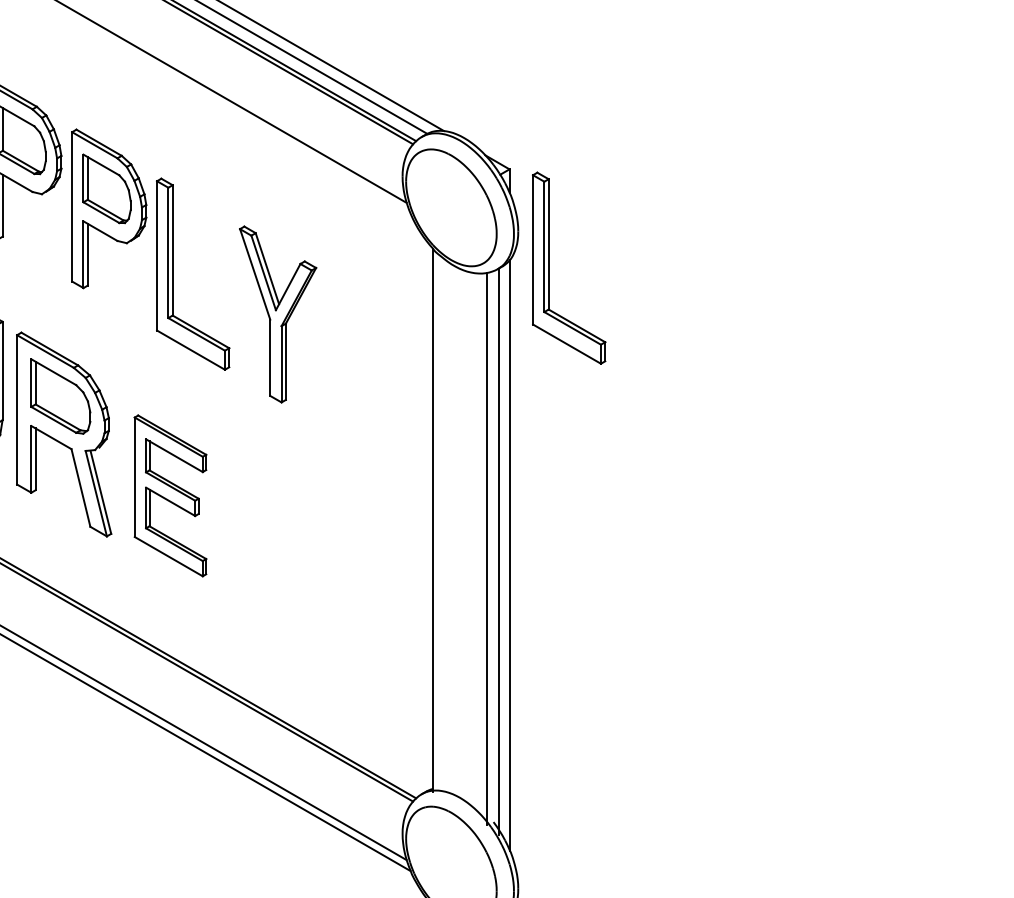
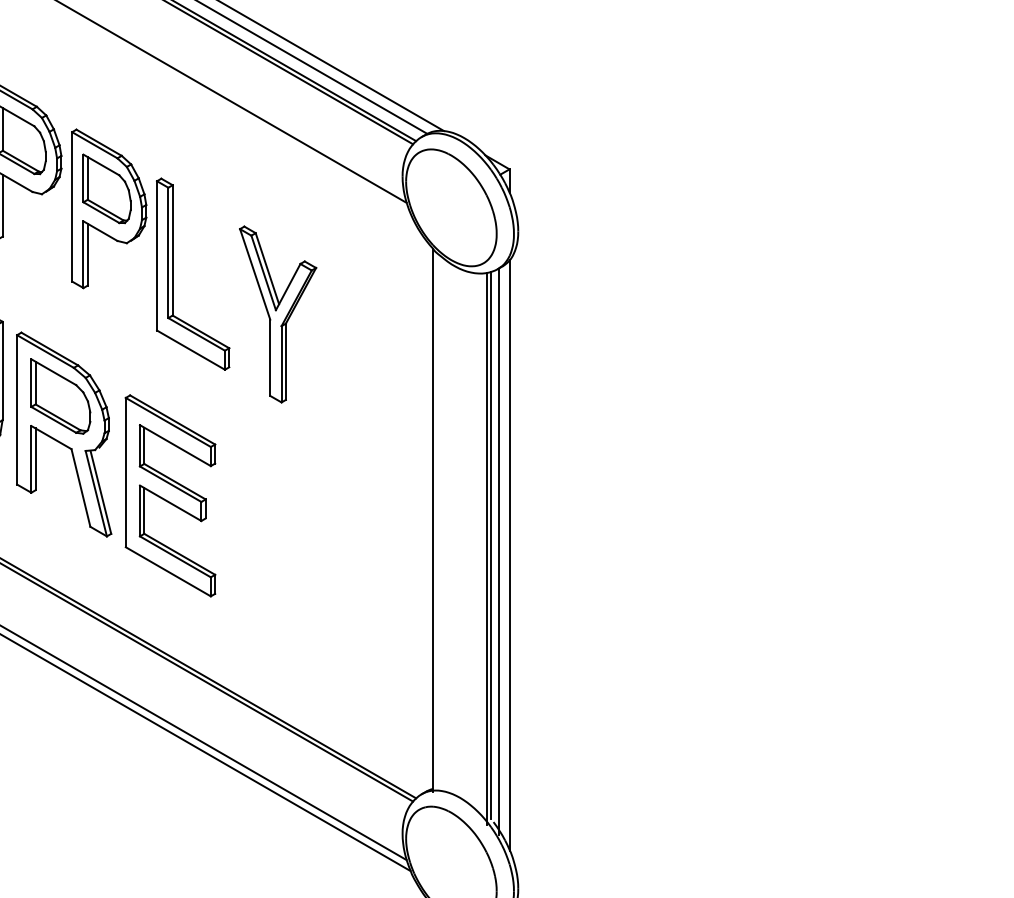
part: present -> none (549, 267)
part size: 75x164 px -> 93x204 px (170, 495)
line: none -> present (491, 545)
